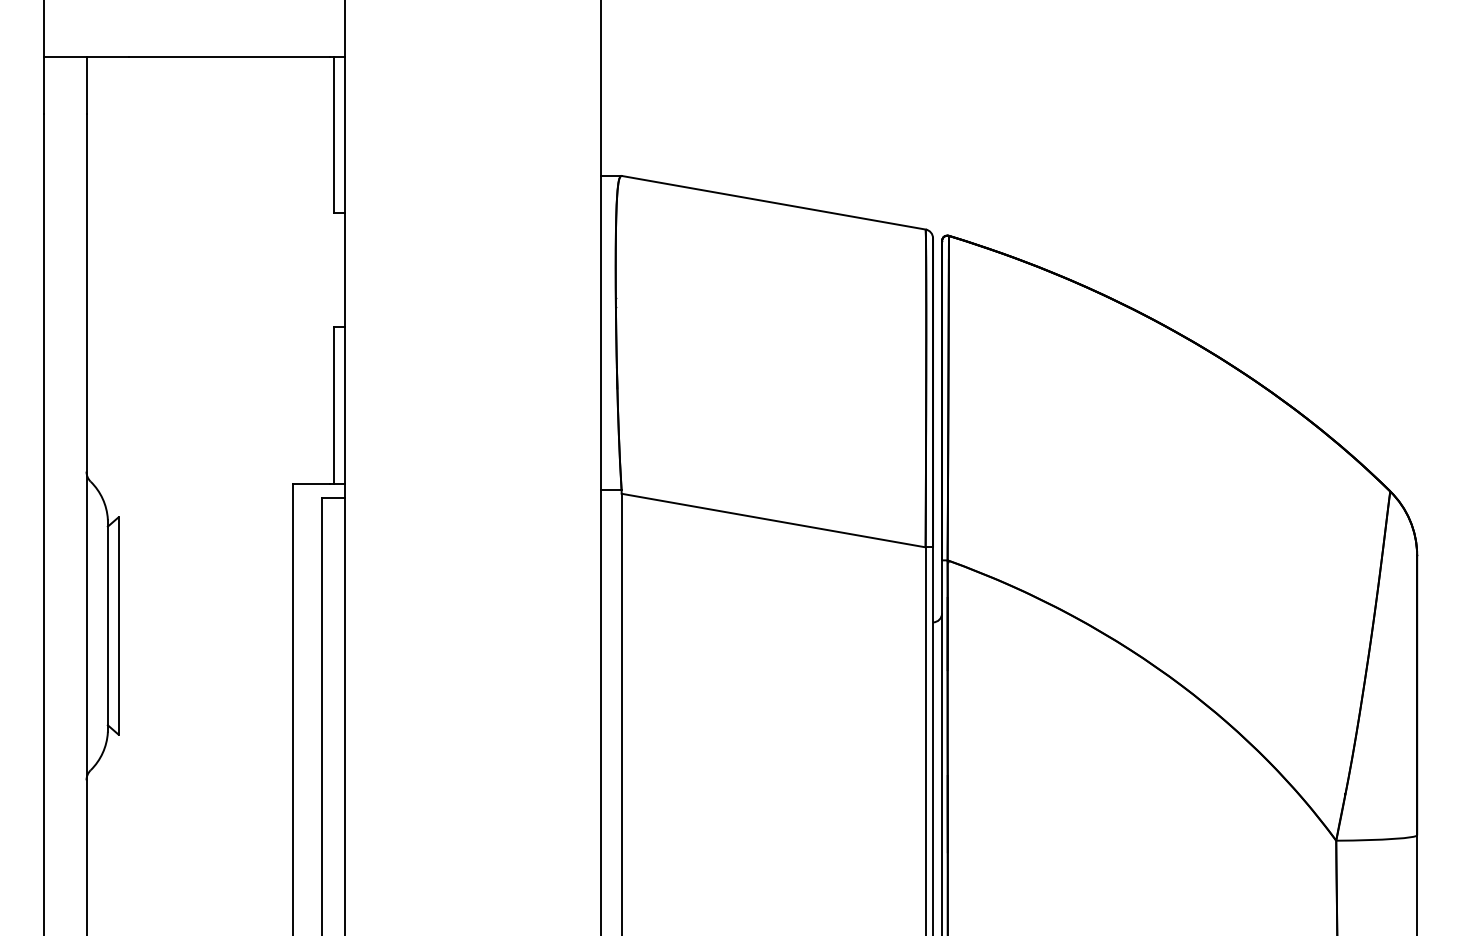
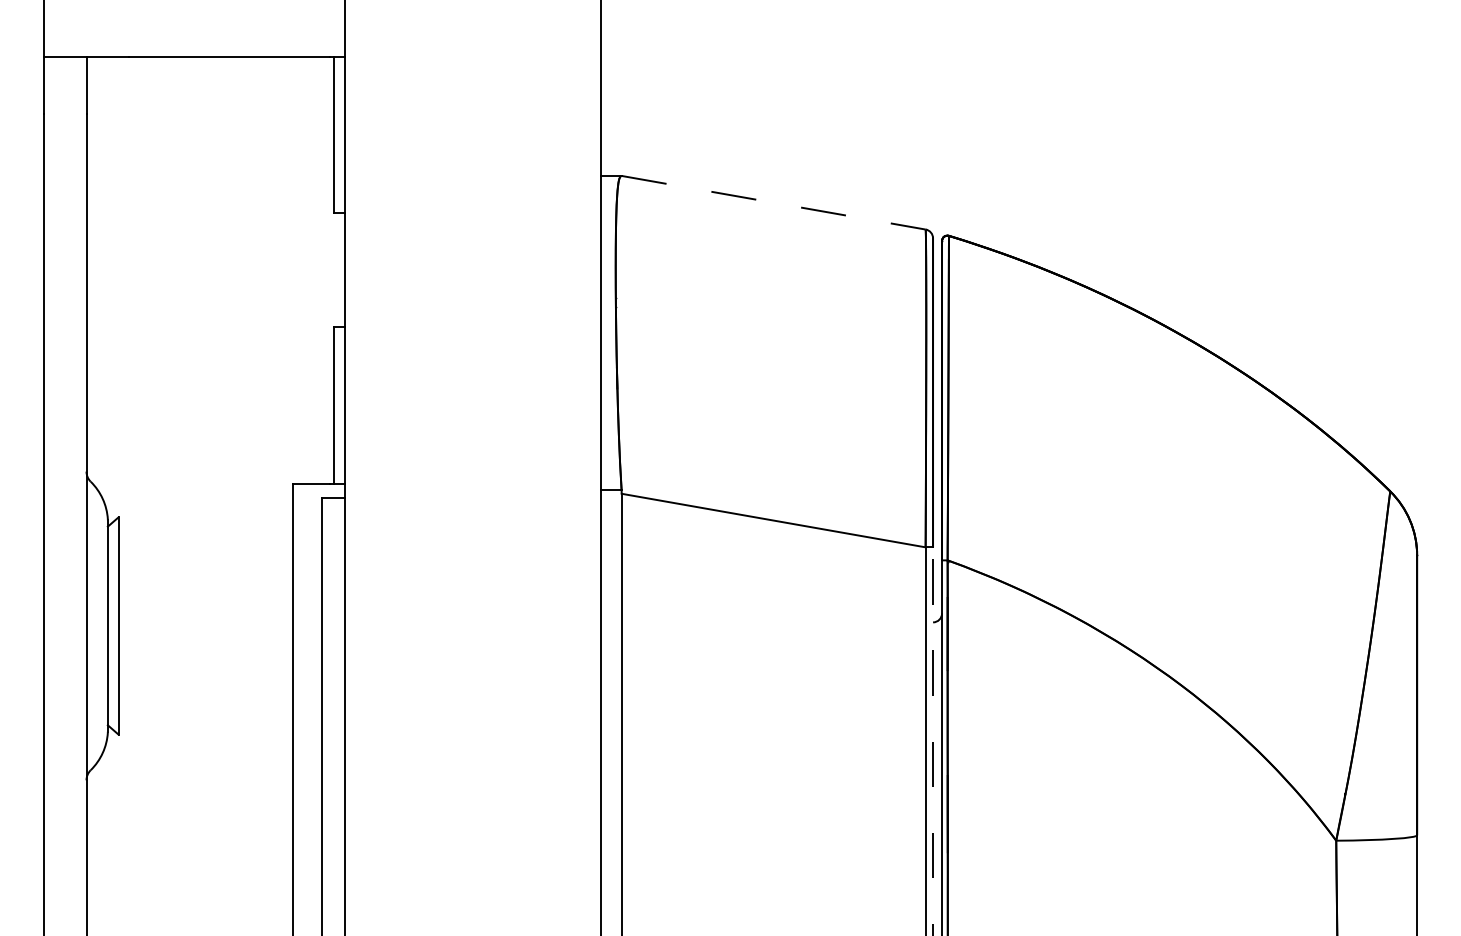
line: solid -> dashed (774, 202)
line: solid -> dashed (933, 741)
